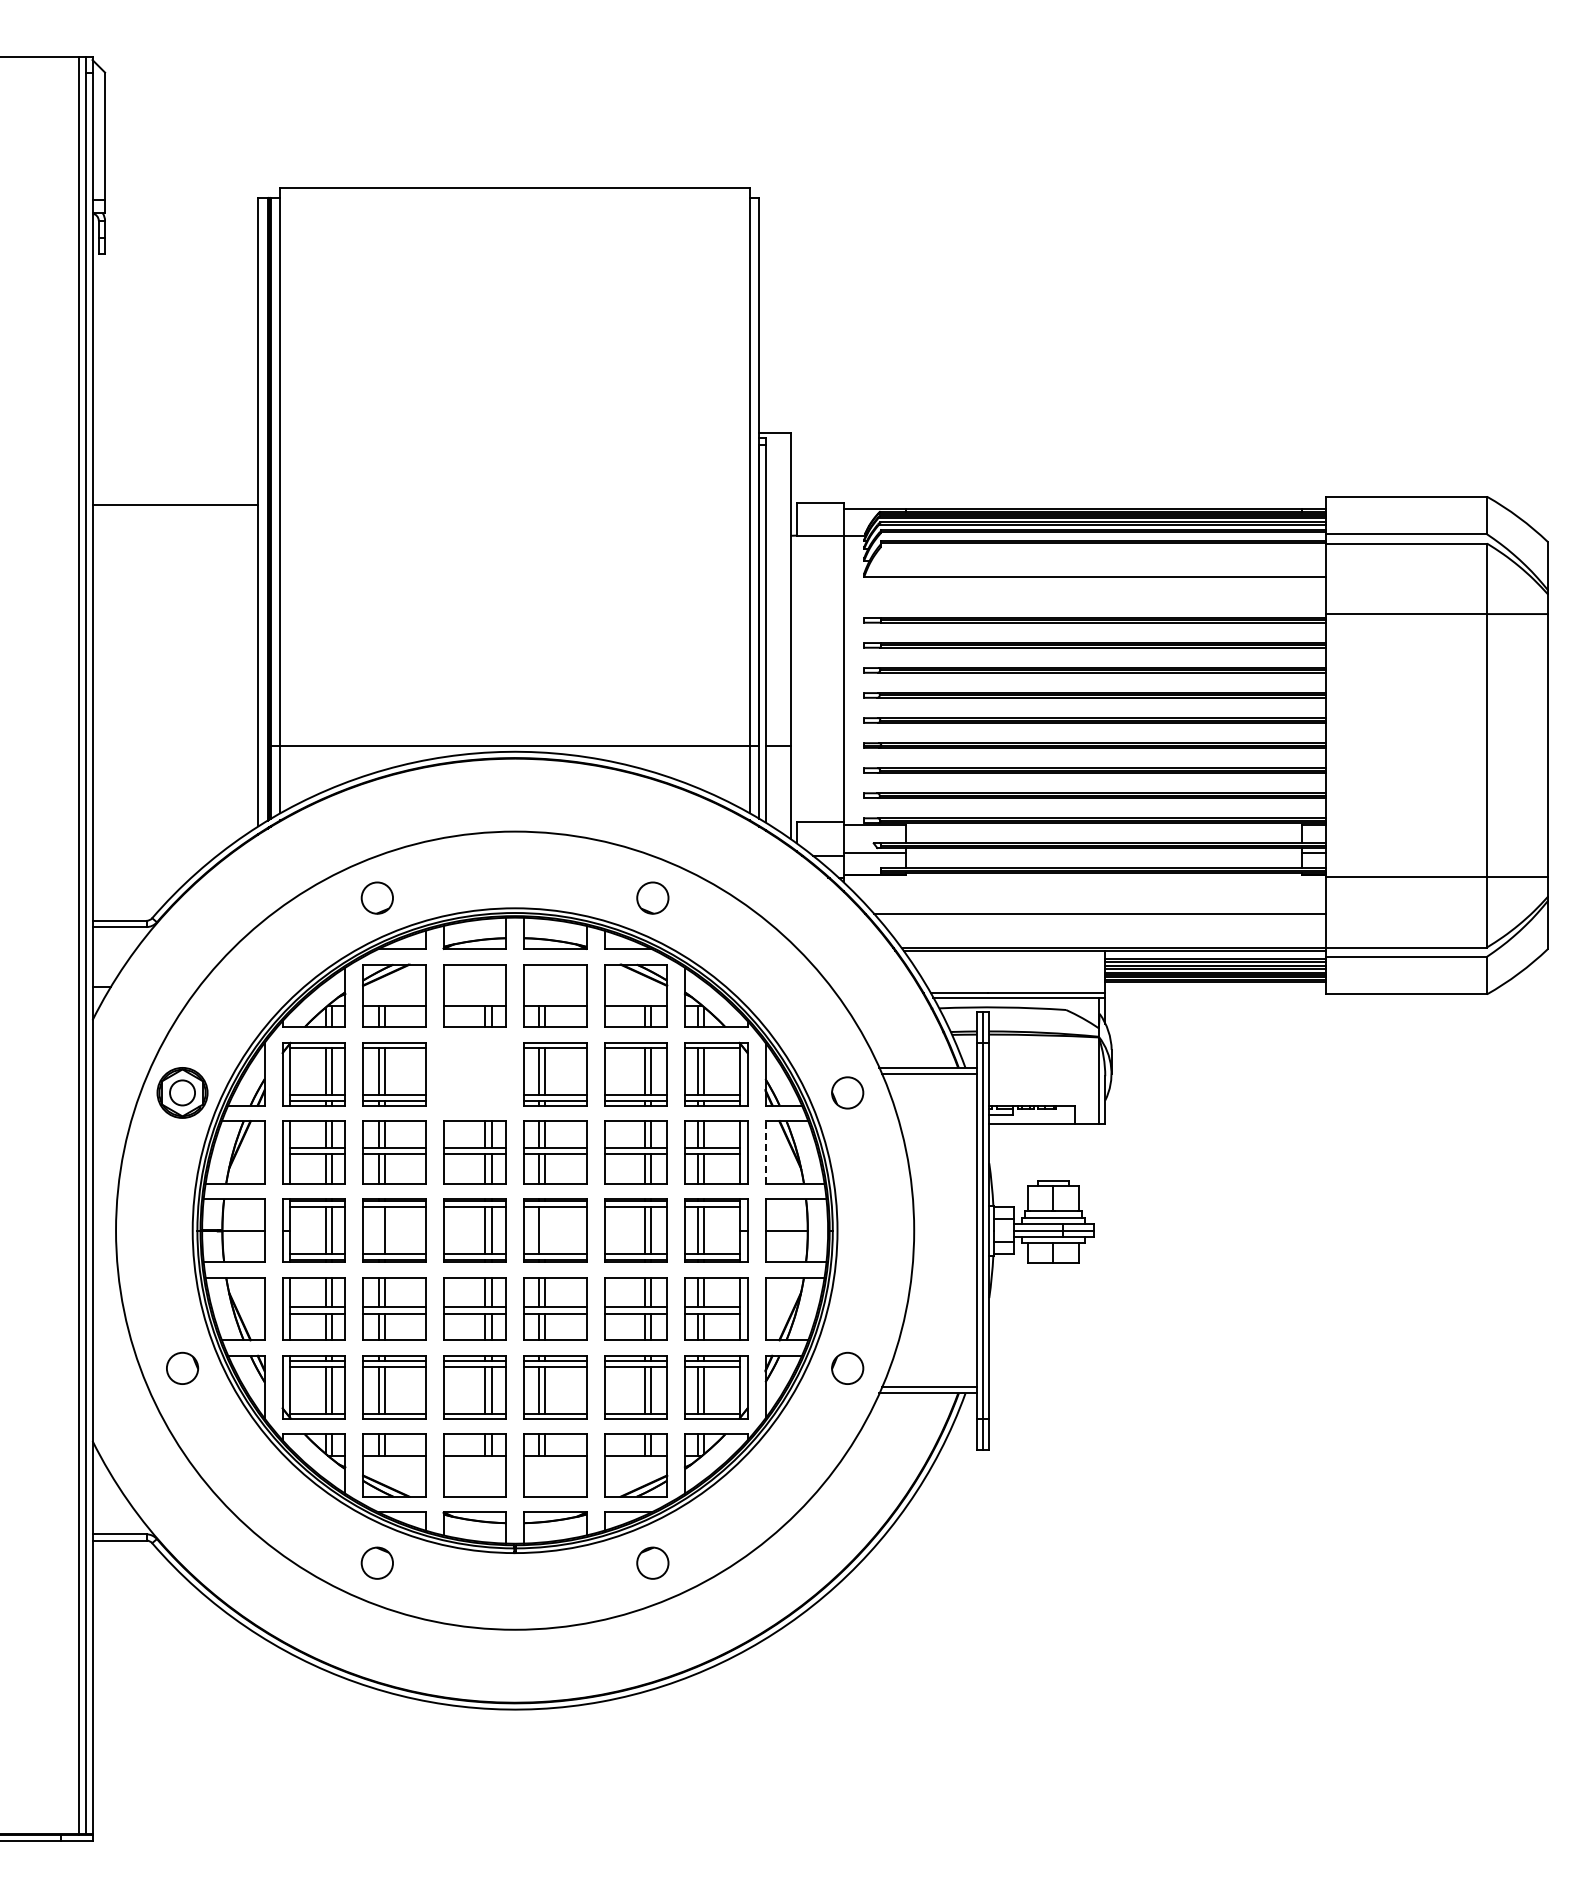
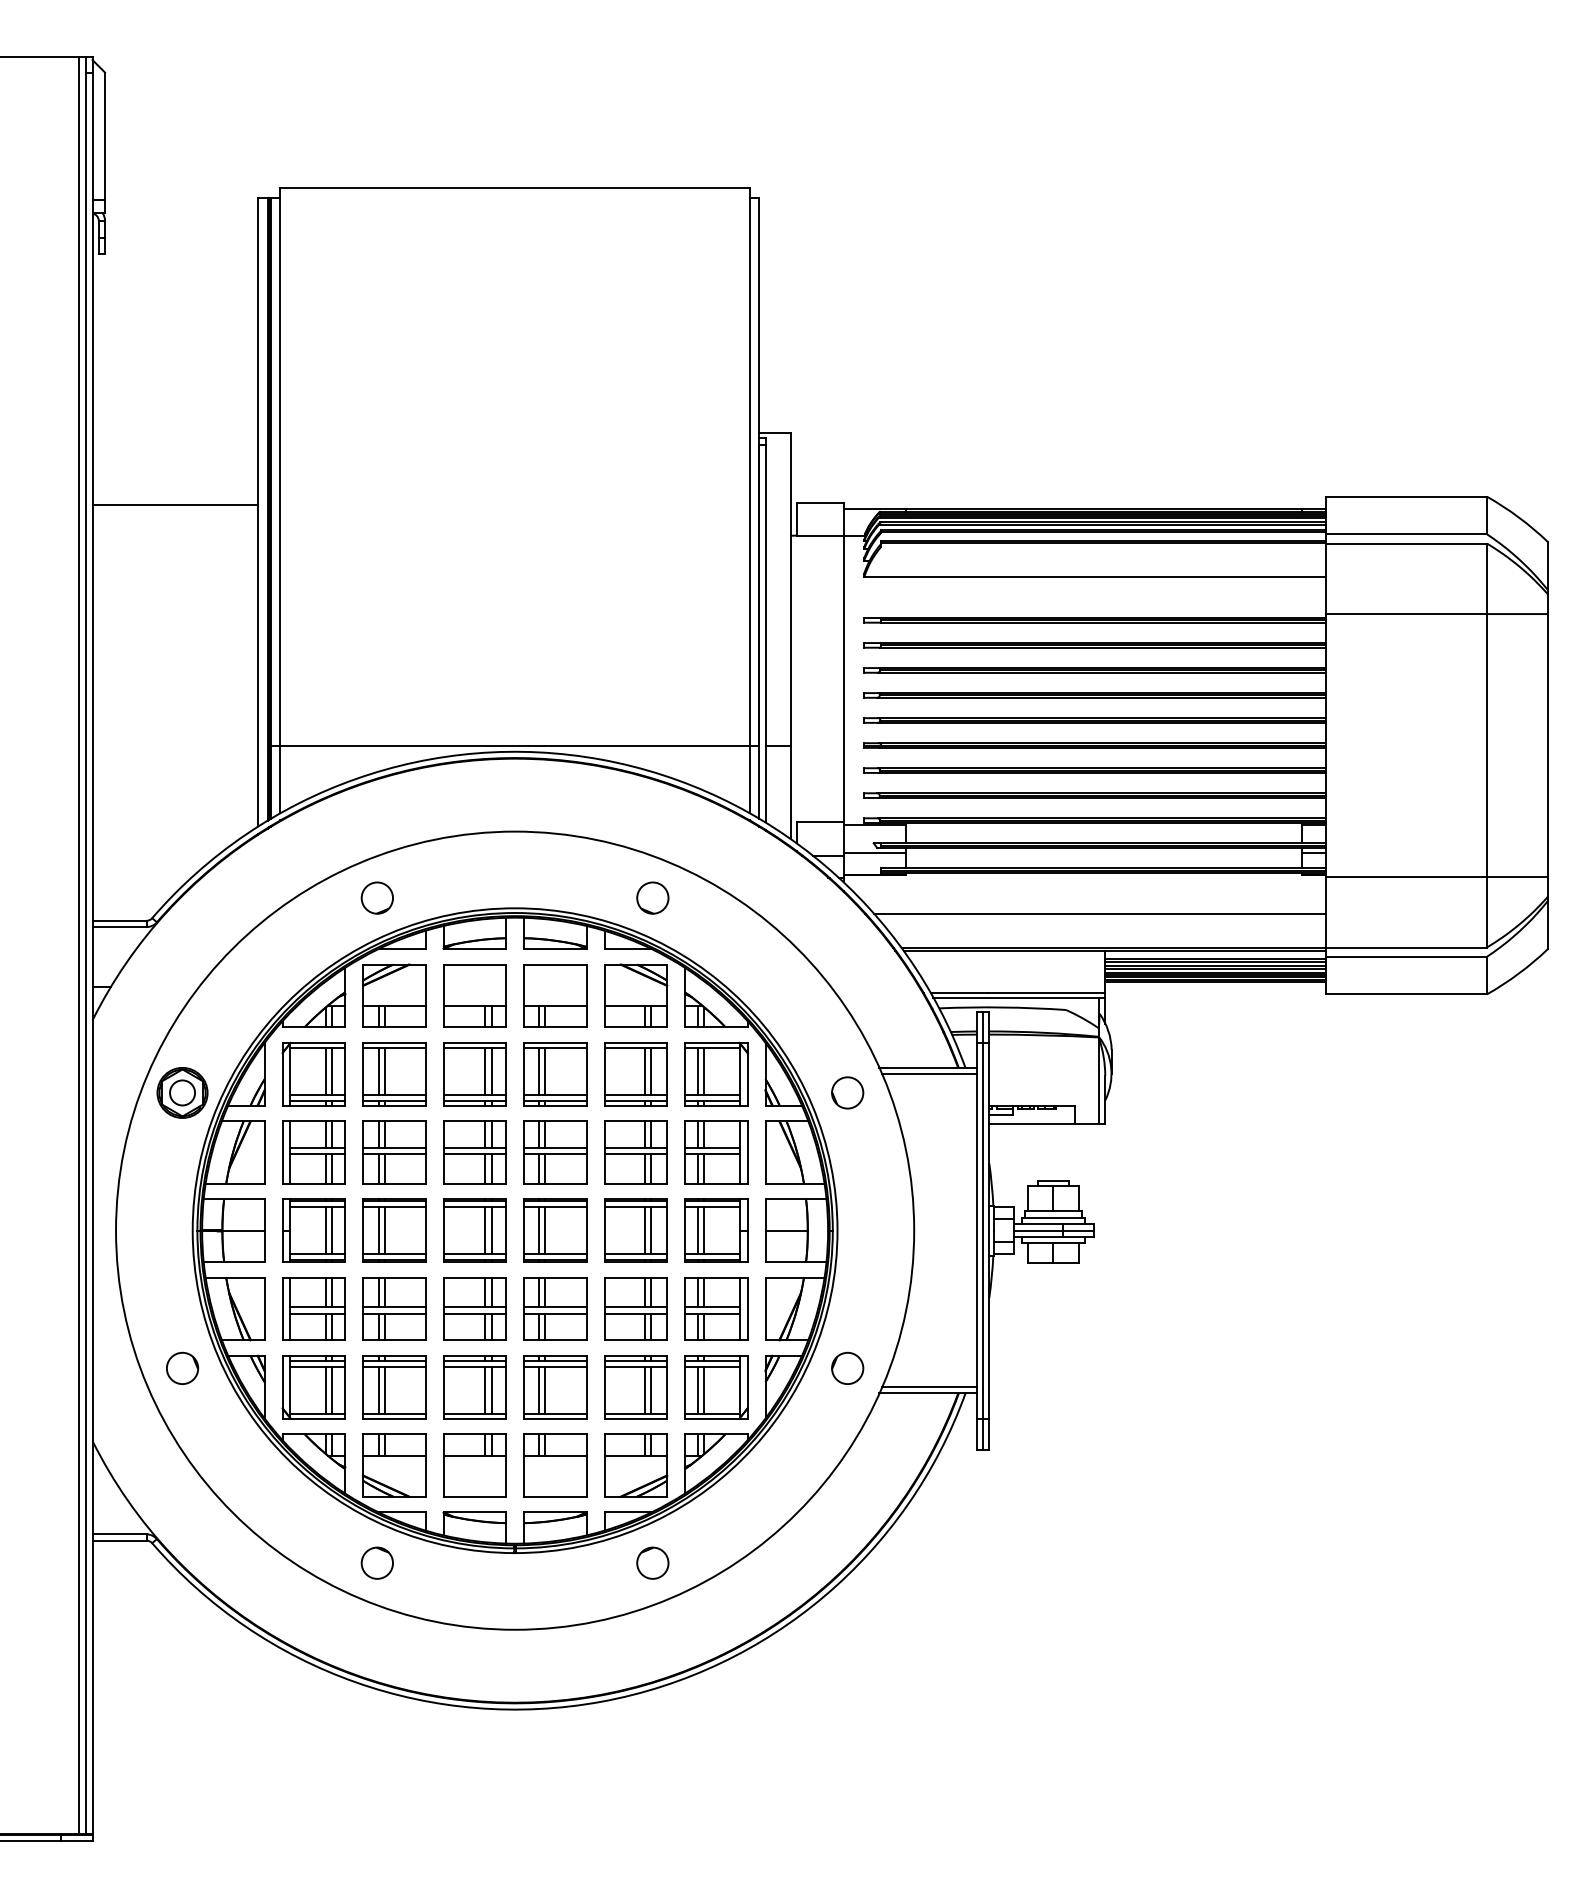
part: none -> present (474, 1074)
line: dashed -> solid (765, 1151)
line: none -> present (378, 1230)
line: none -> present (544, 1230)
